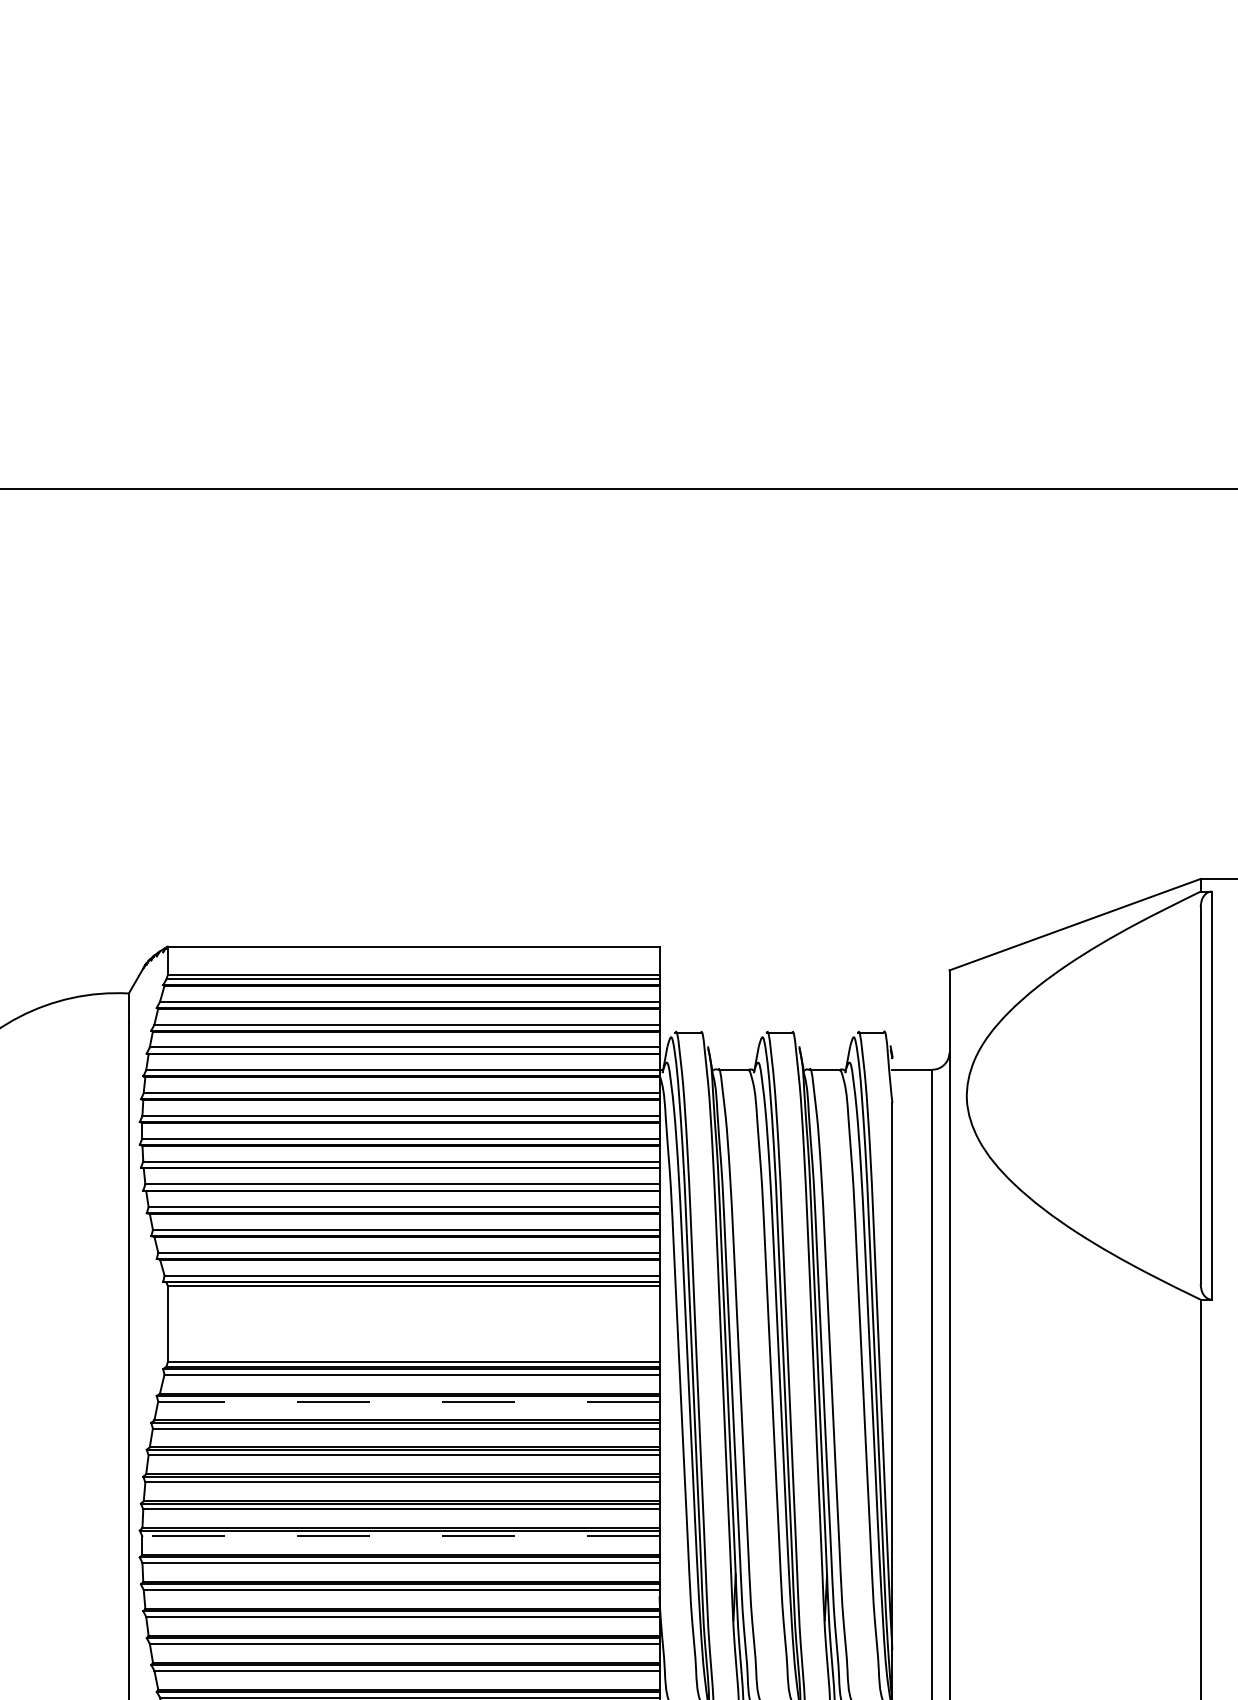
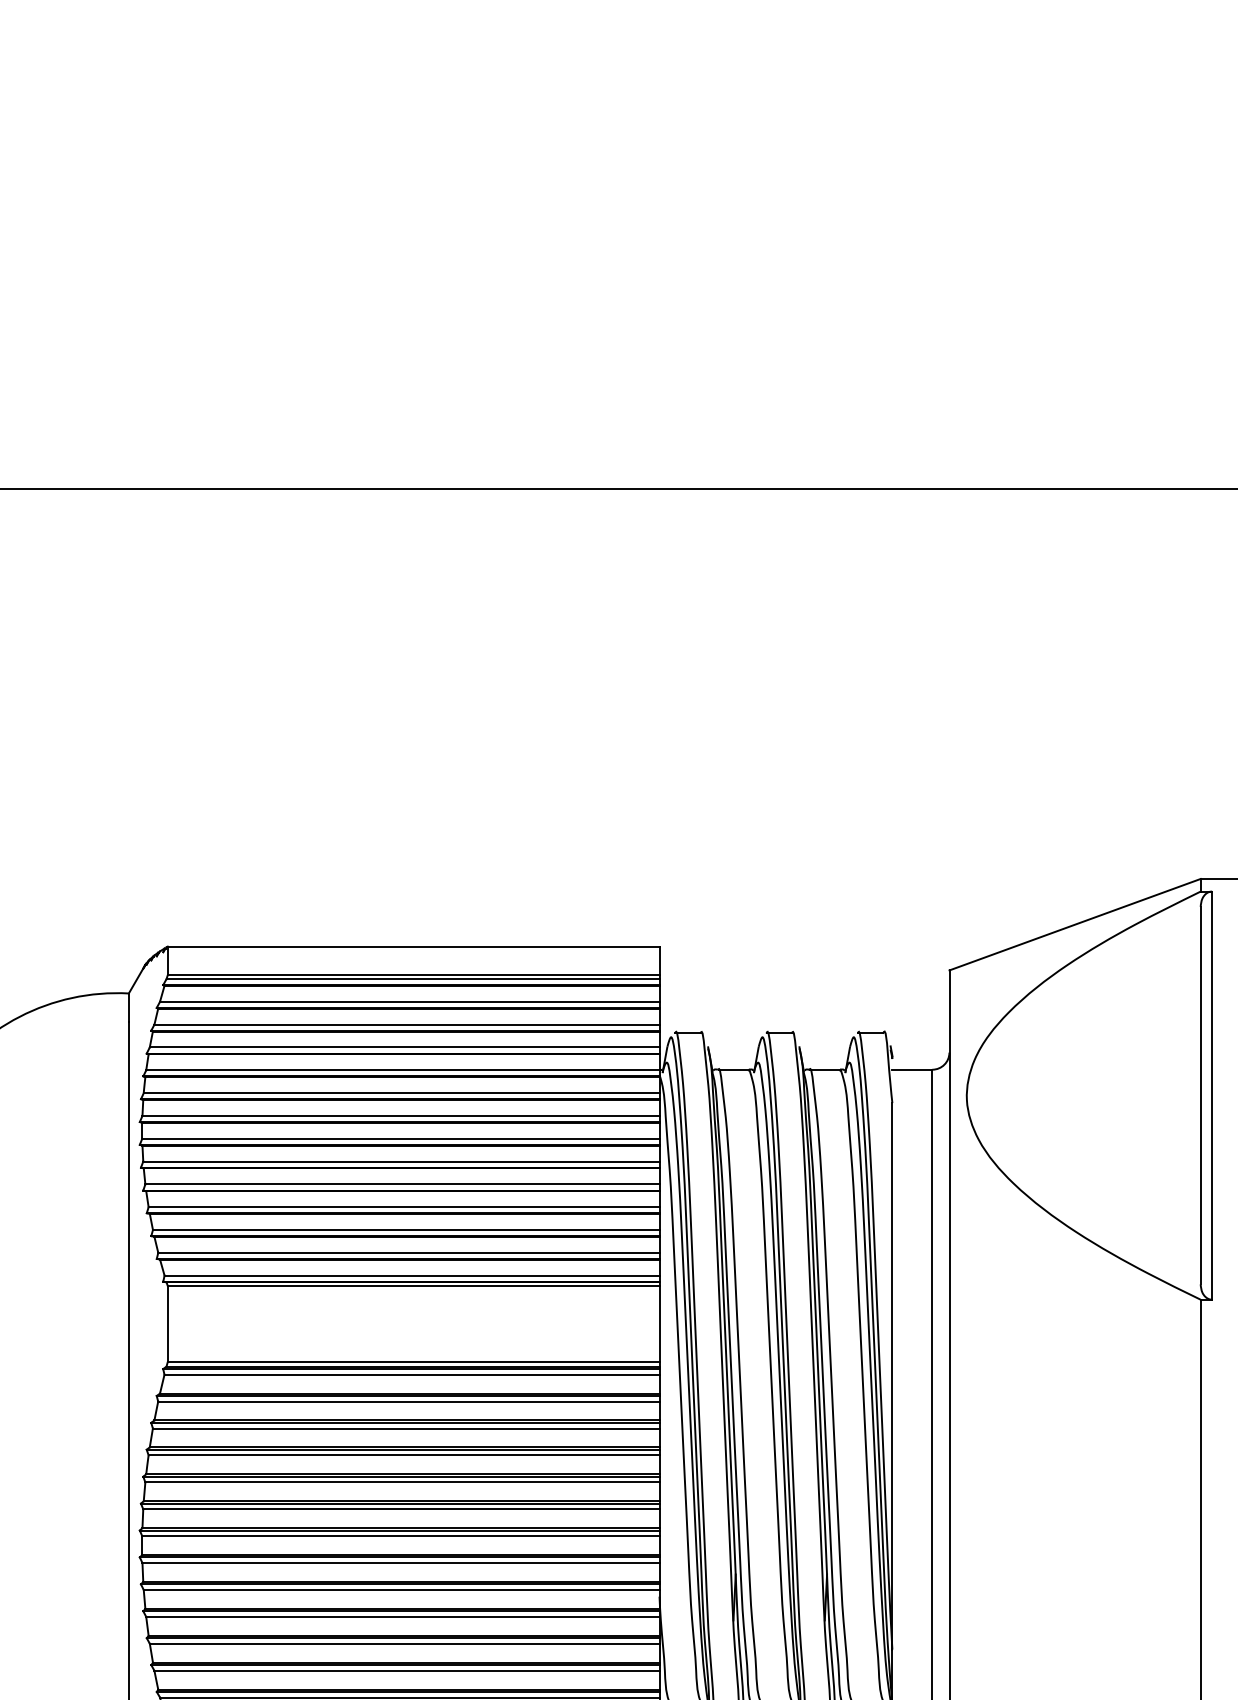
line: dashed -> solid (408, 1401)
line: dashed -> solid (400, 1536)
